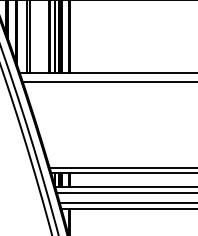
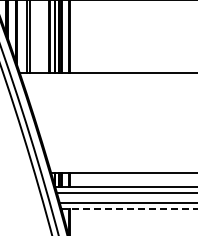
line: present -> none (108, 81)
line: present -> none (121, 168)
line: solid -> dashed (130, 208)
